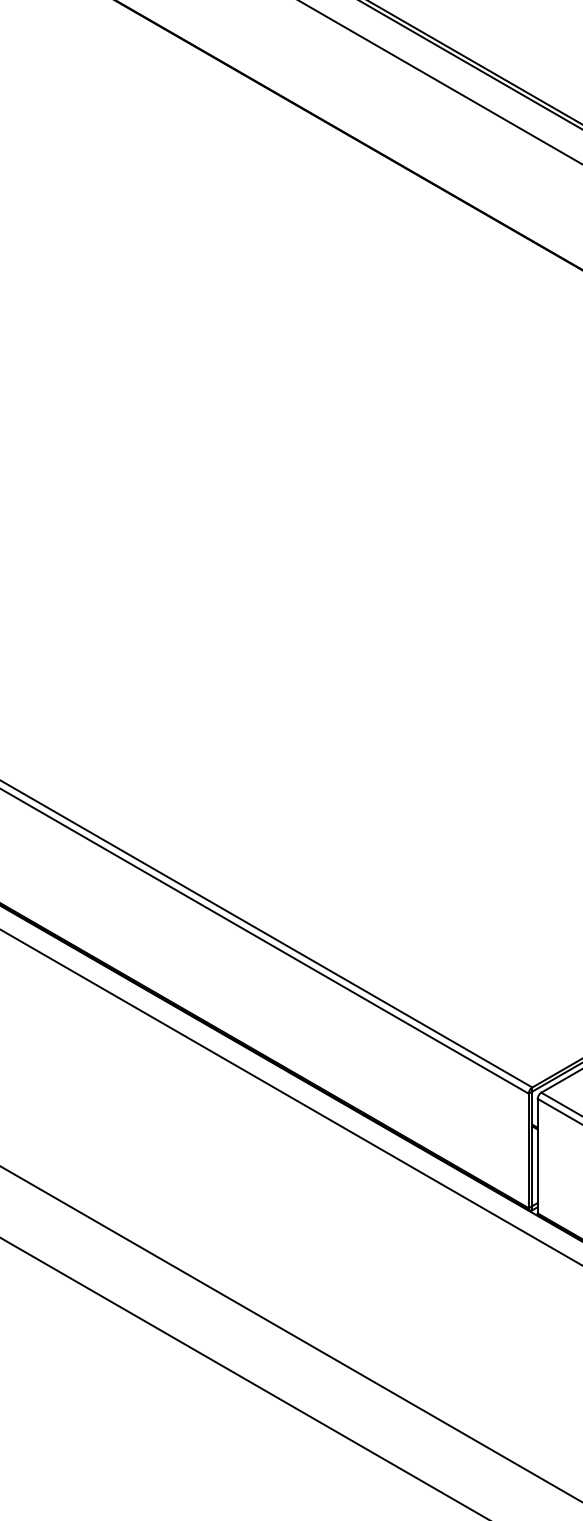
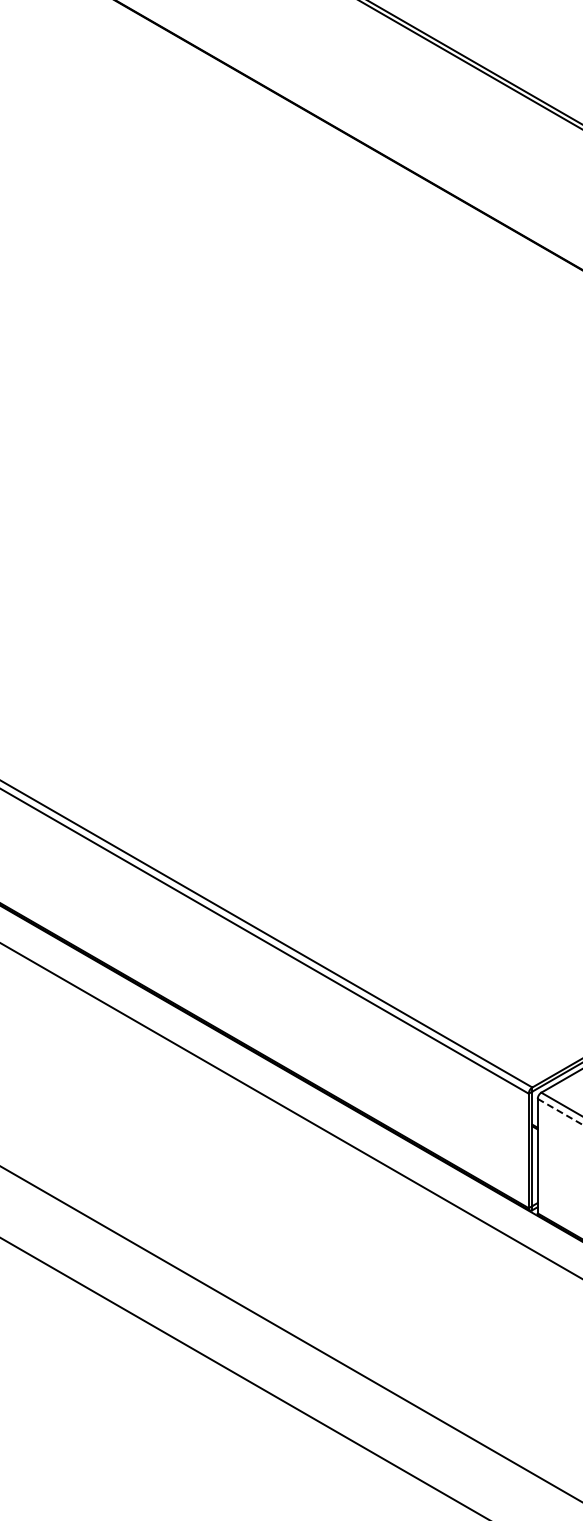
line: present -> none (440, 82)
line position: (290, 1097) -> (290, 1110) (290, 1110)
line: solid -> dashed (560, 1111)
